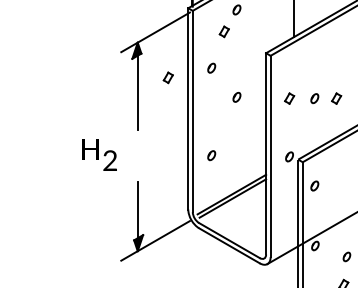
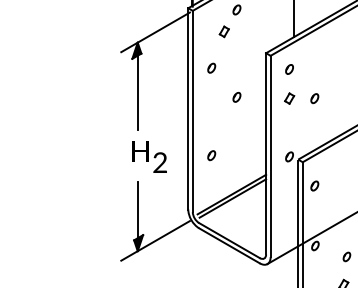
part: none -> present (289, 69)
part: present -> none (167, 77)
part: present -> none (336, 98)
text position: (99, 154) -> (149, 156) (149, 156)
